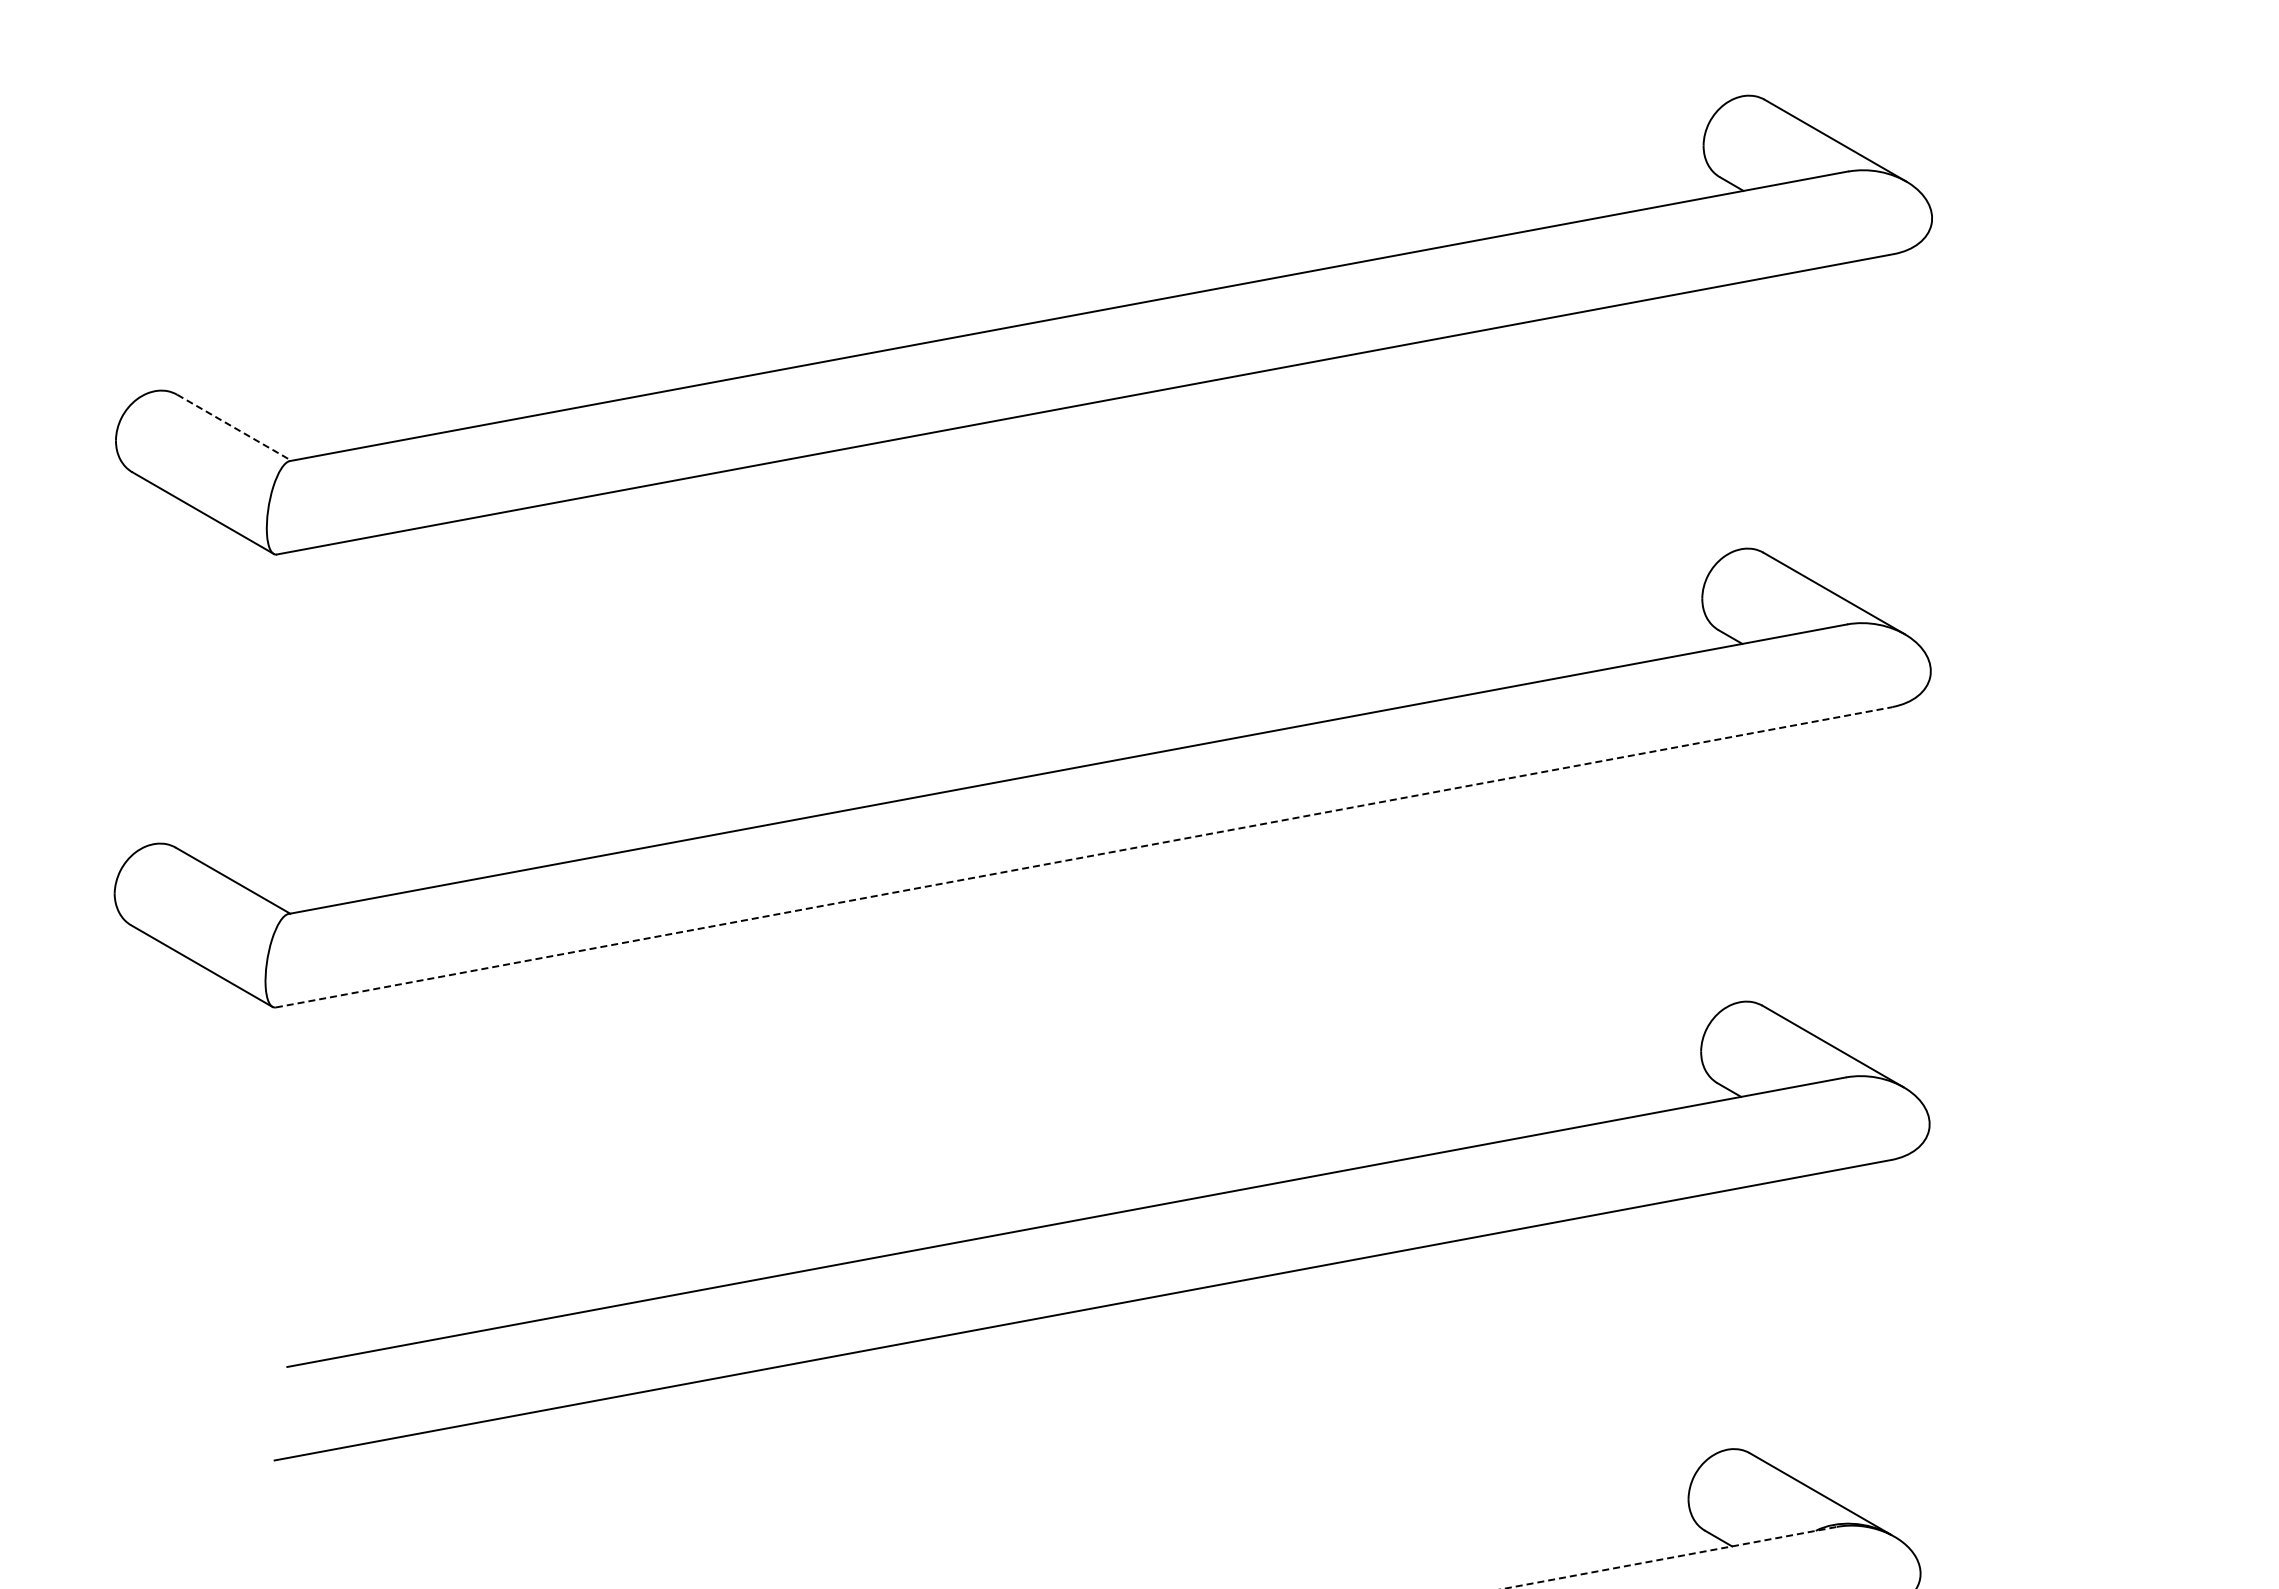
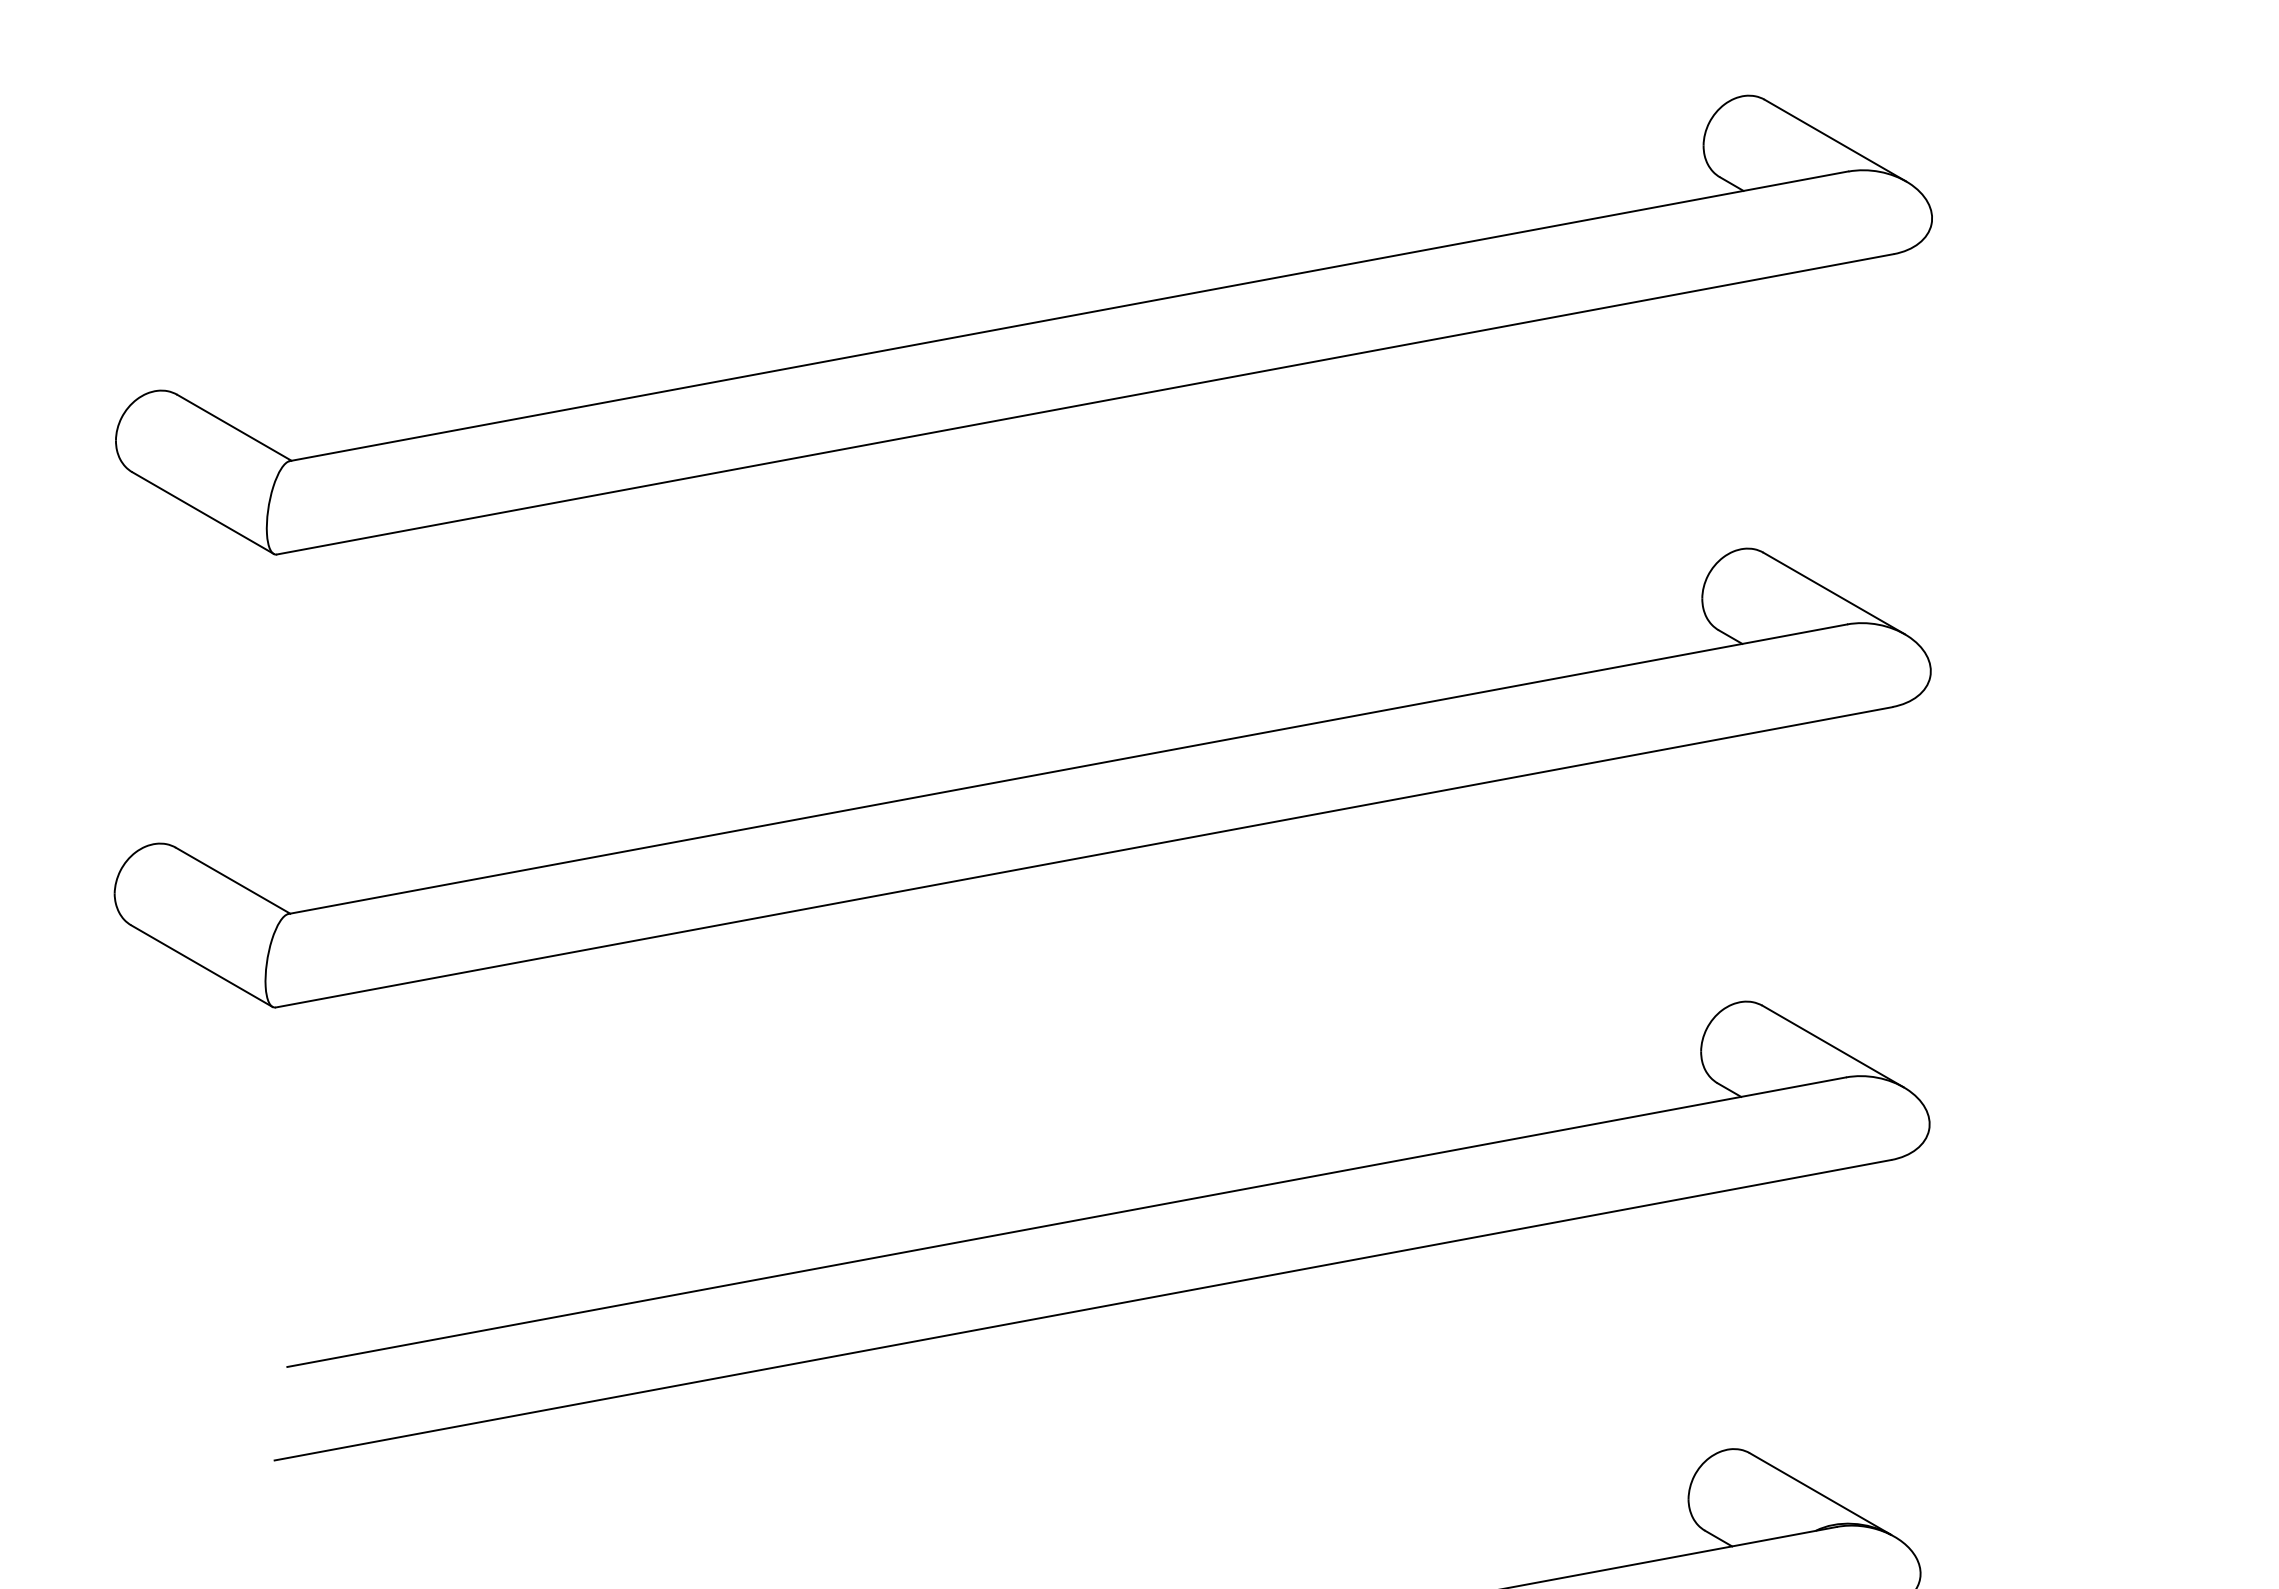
line: dashed -> solid (234, 427)
line: dashed -> solid (1084, 857)
line: dashed -> solid (1670, 1557)
